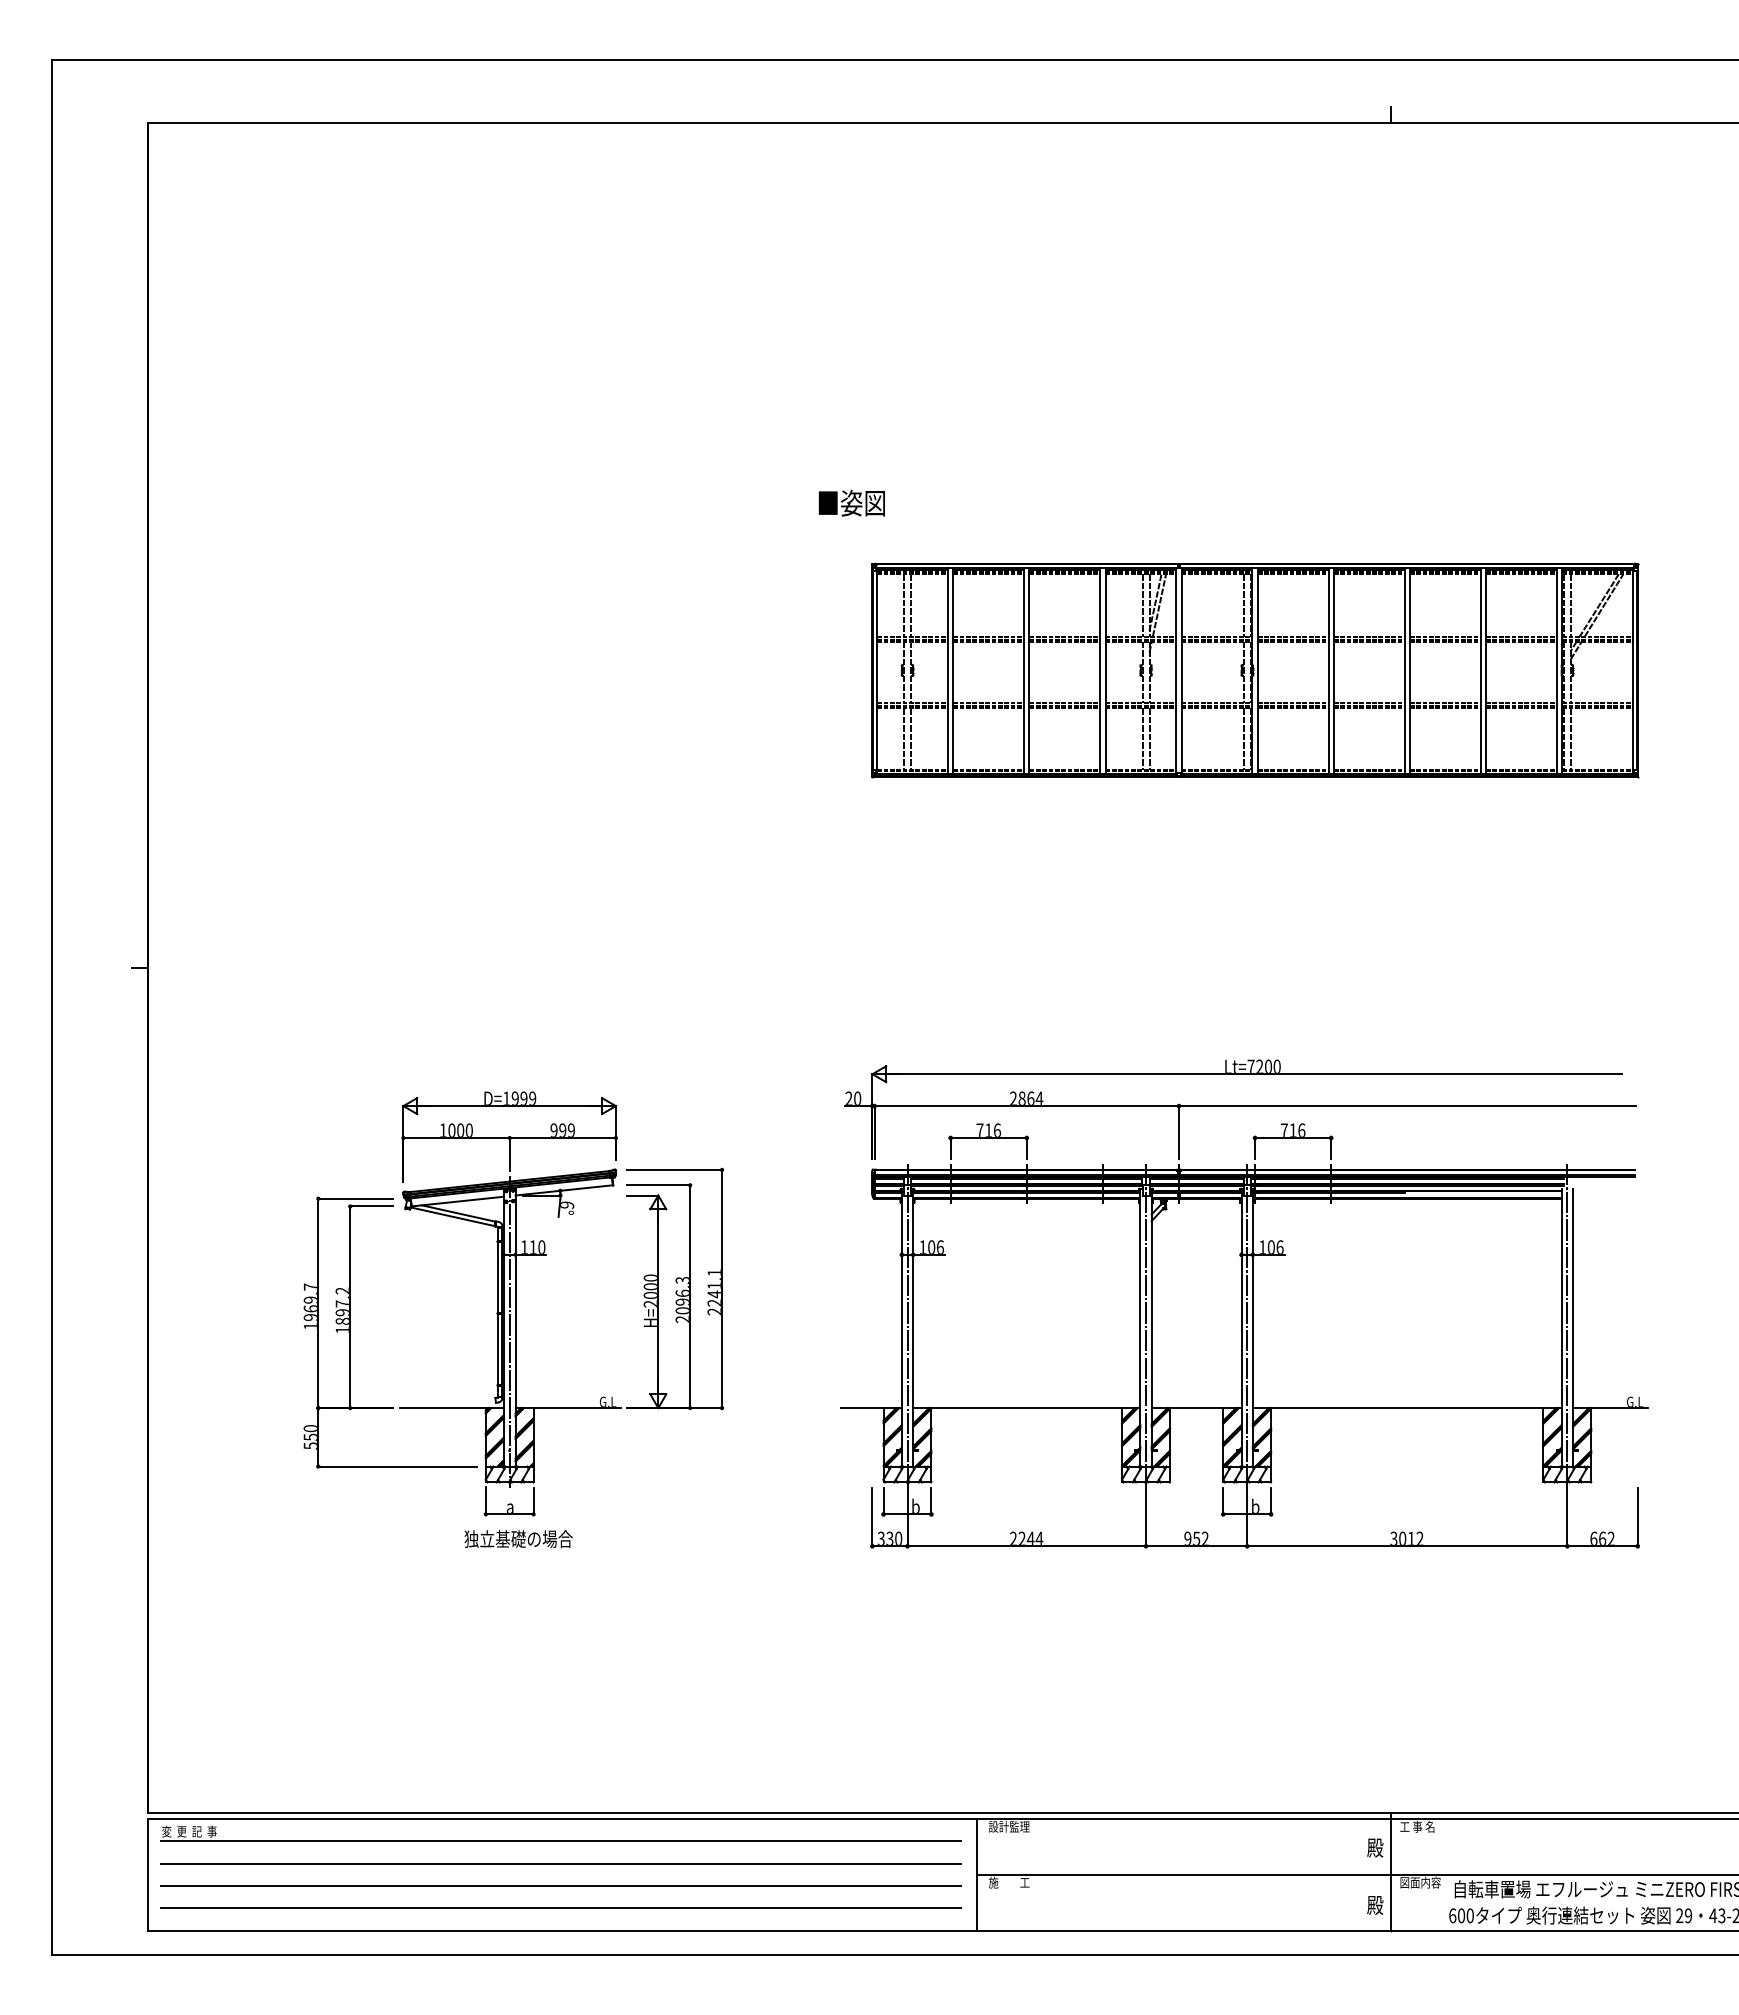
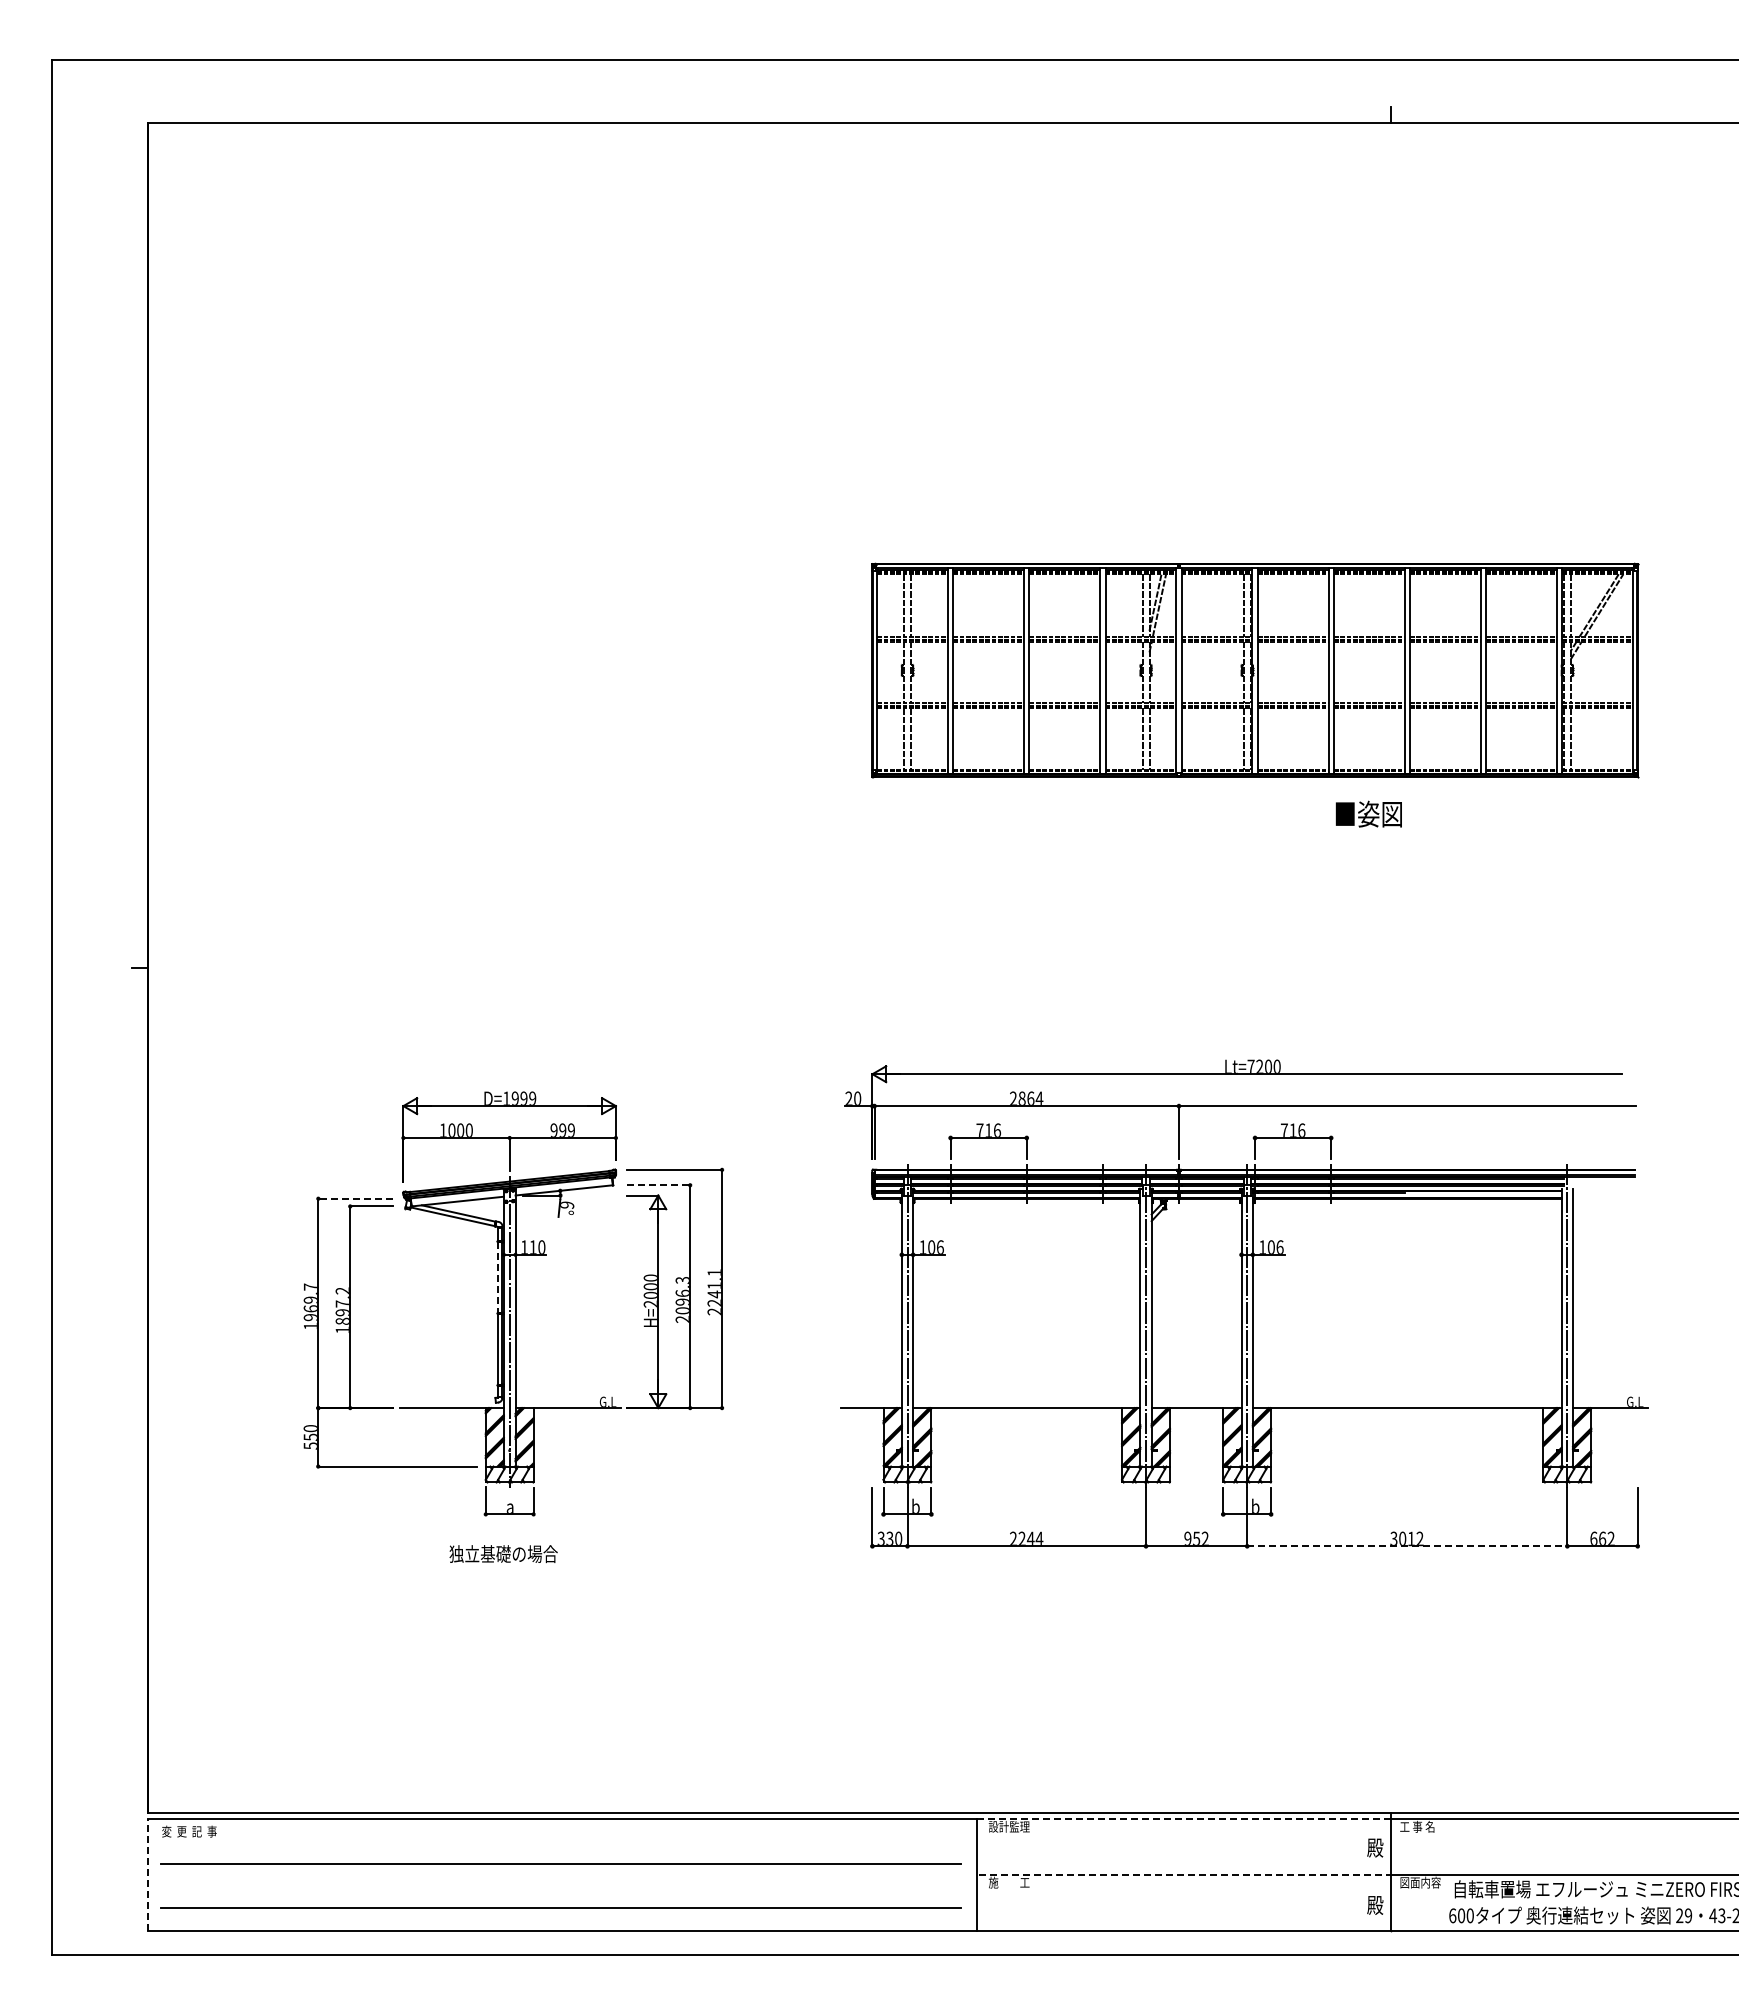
text position: (851, 502) -> (1368, 813) (1368, 813)
line: solid -> dashed (658, 1185)
line: solid -> dashed (355, 1198)
line: solid -> dashed (497, 1278)
text position: (518, 1538) -> (503, 1553) (503, 1553)
line: solid -> dashed (1407, 1546)
line: solid -> dashed (1183, 1819)
line: present -> none (560, 1841)
line: solid -> dashed (147, 1874)
line: solid -> dashed (1185, 1874)
line: present -> none (560, 1885)
